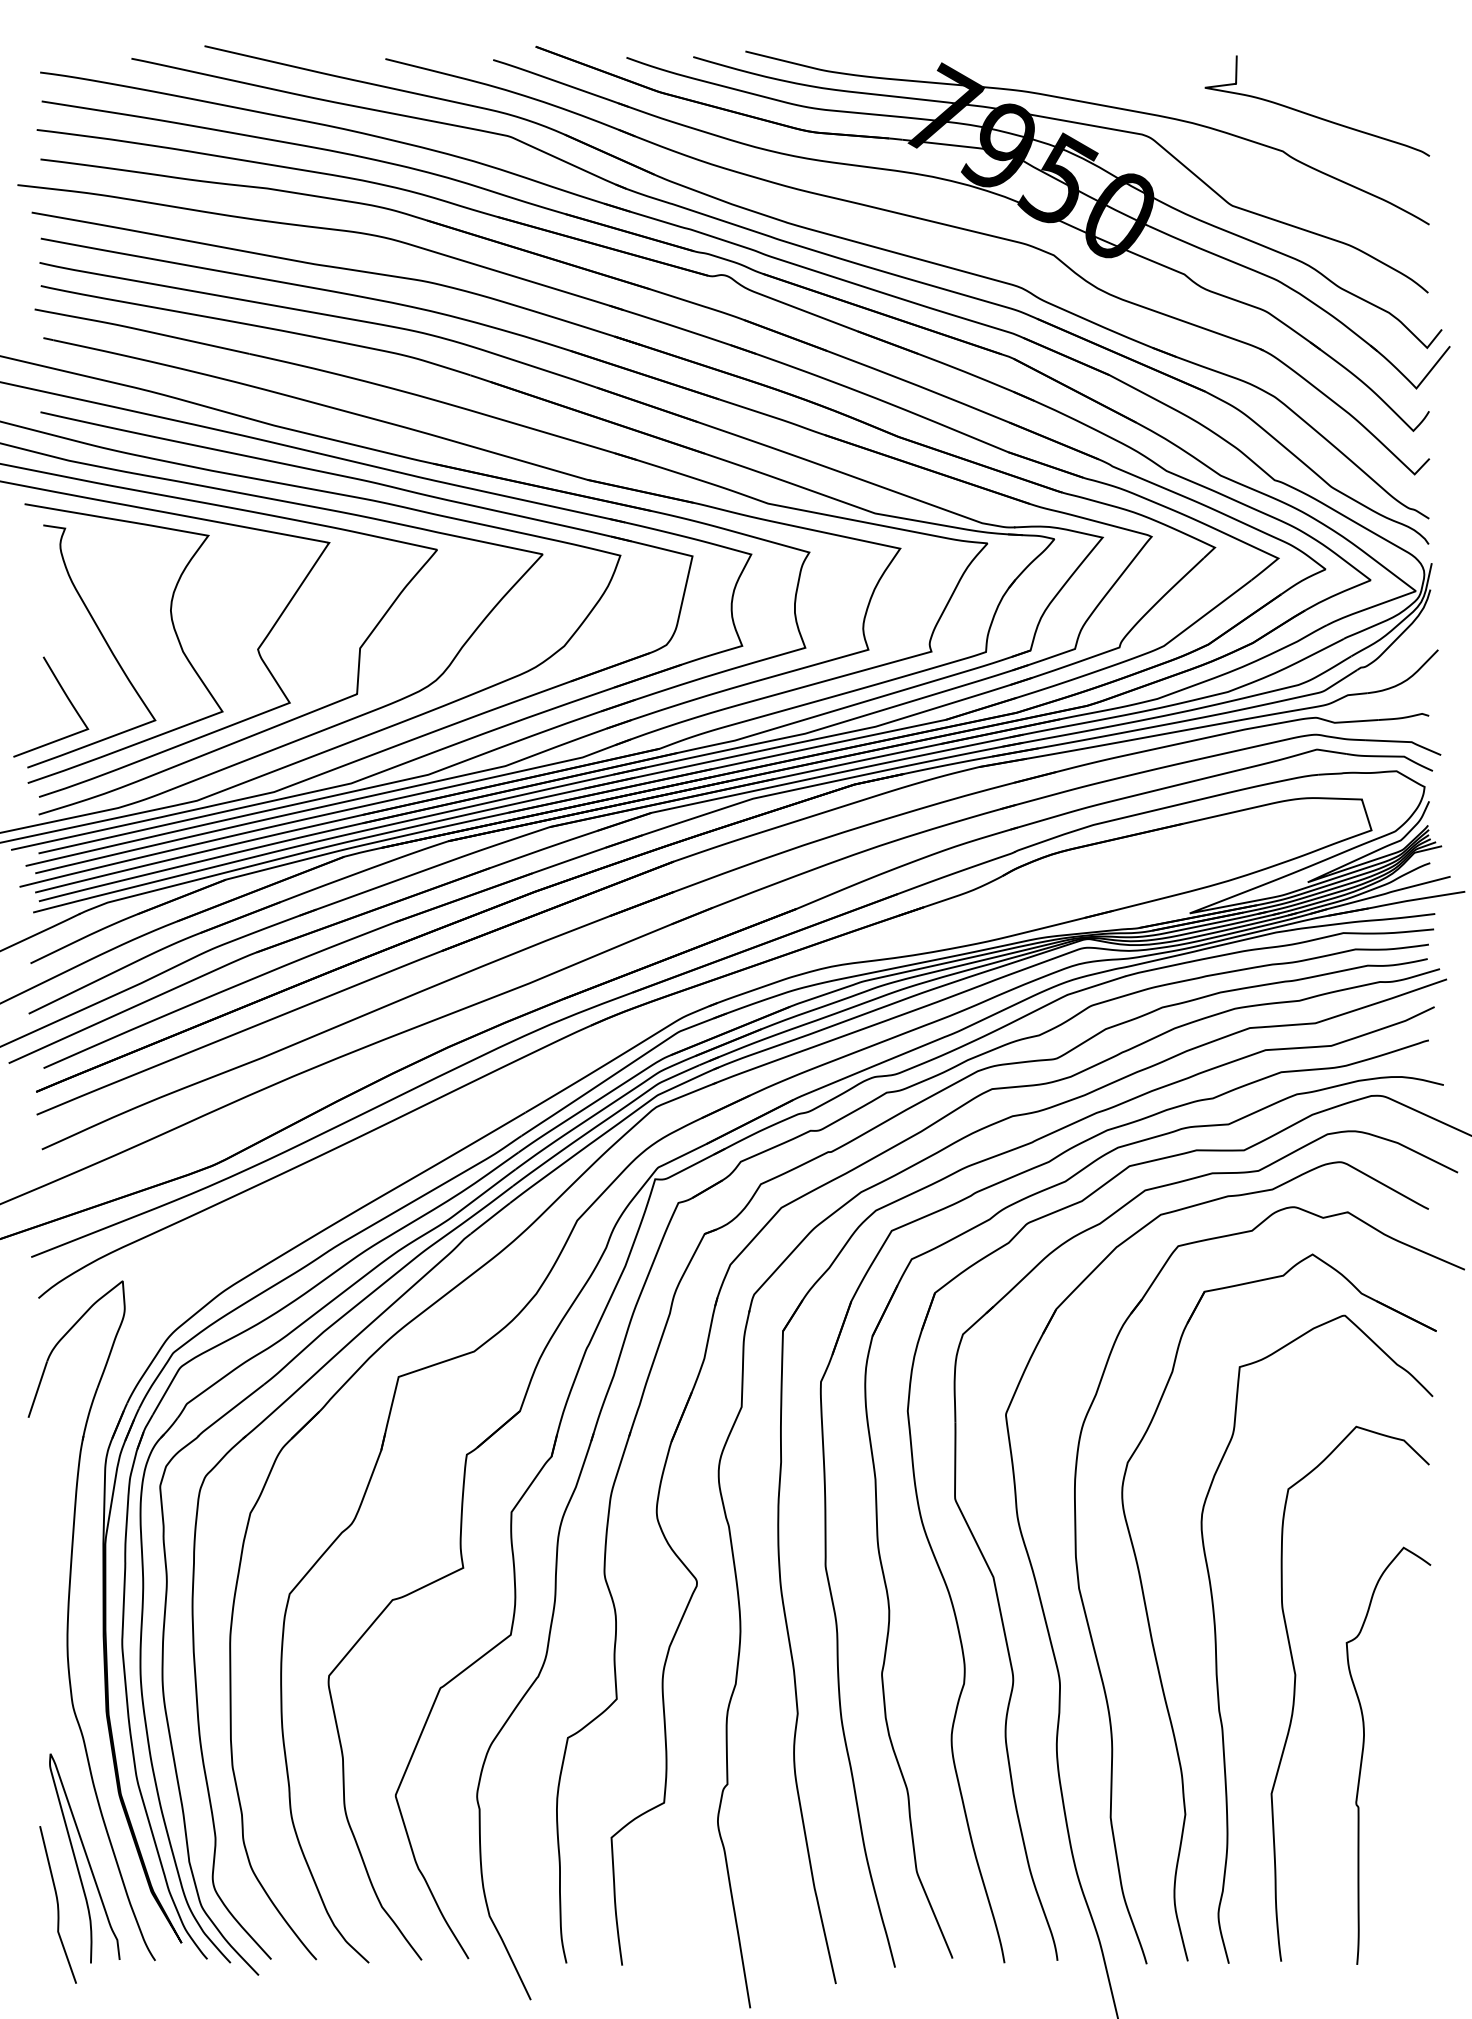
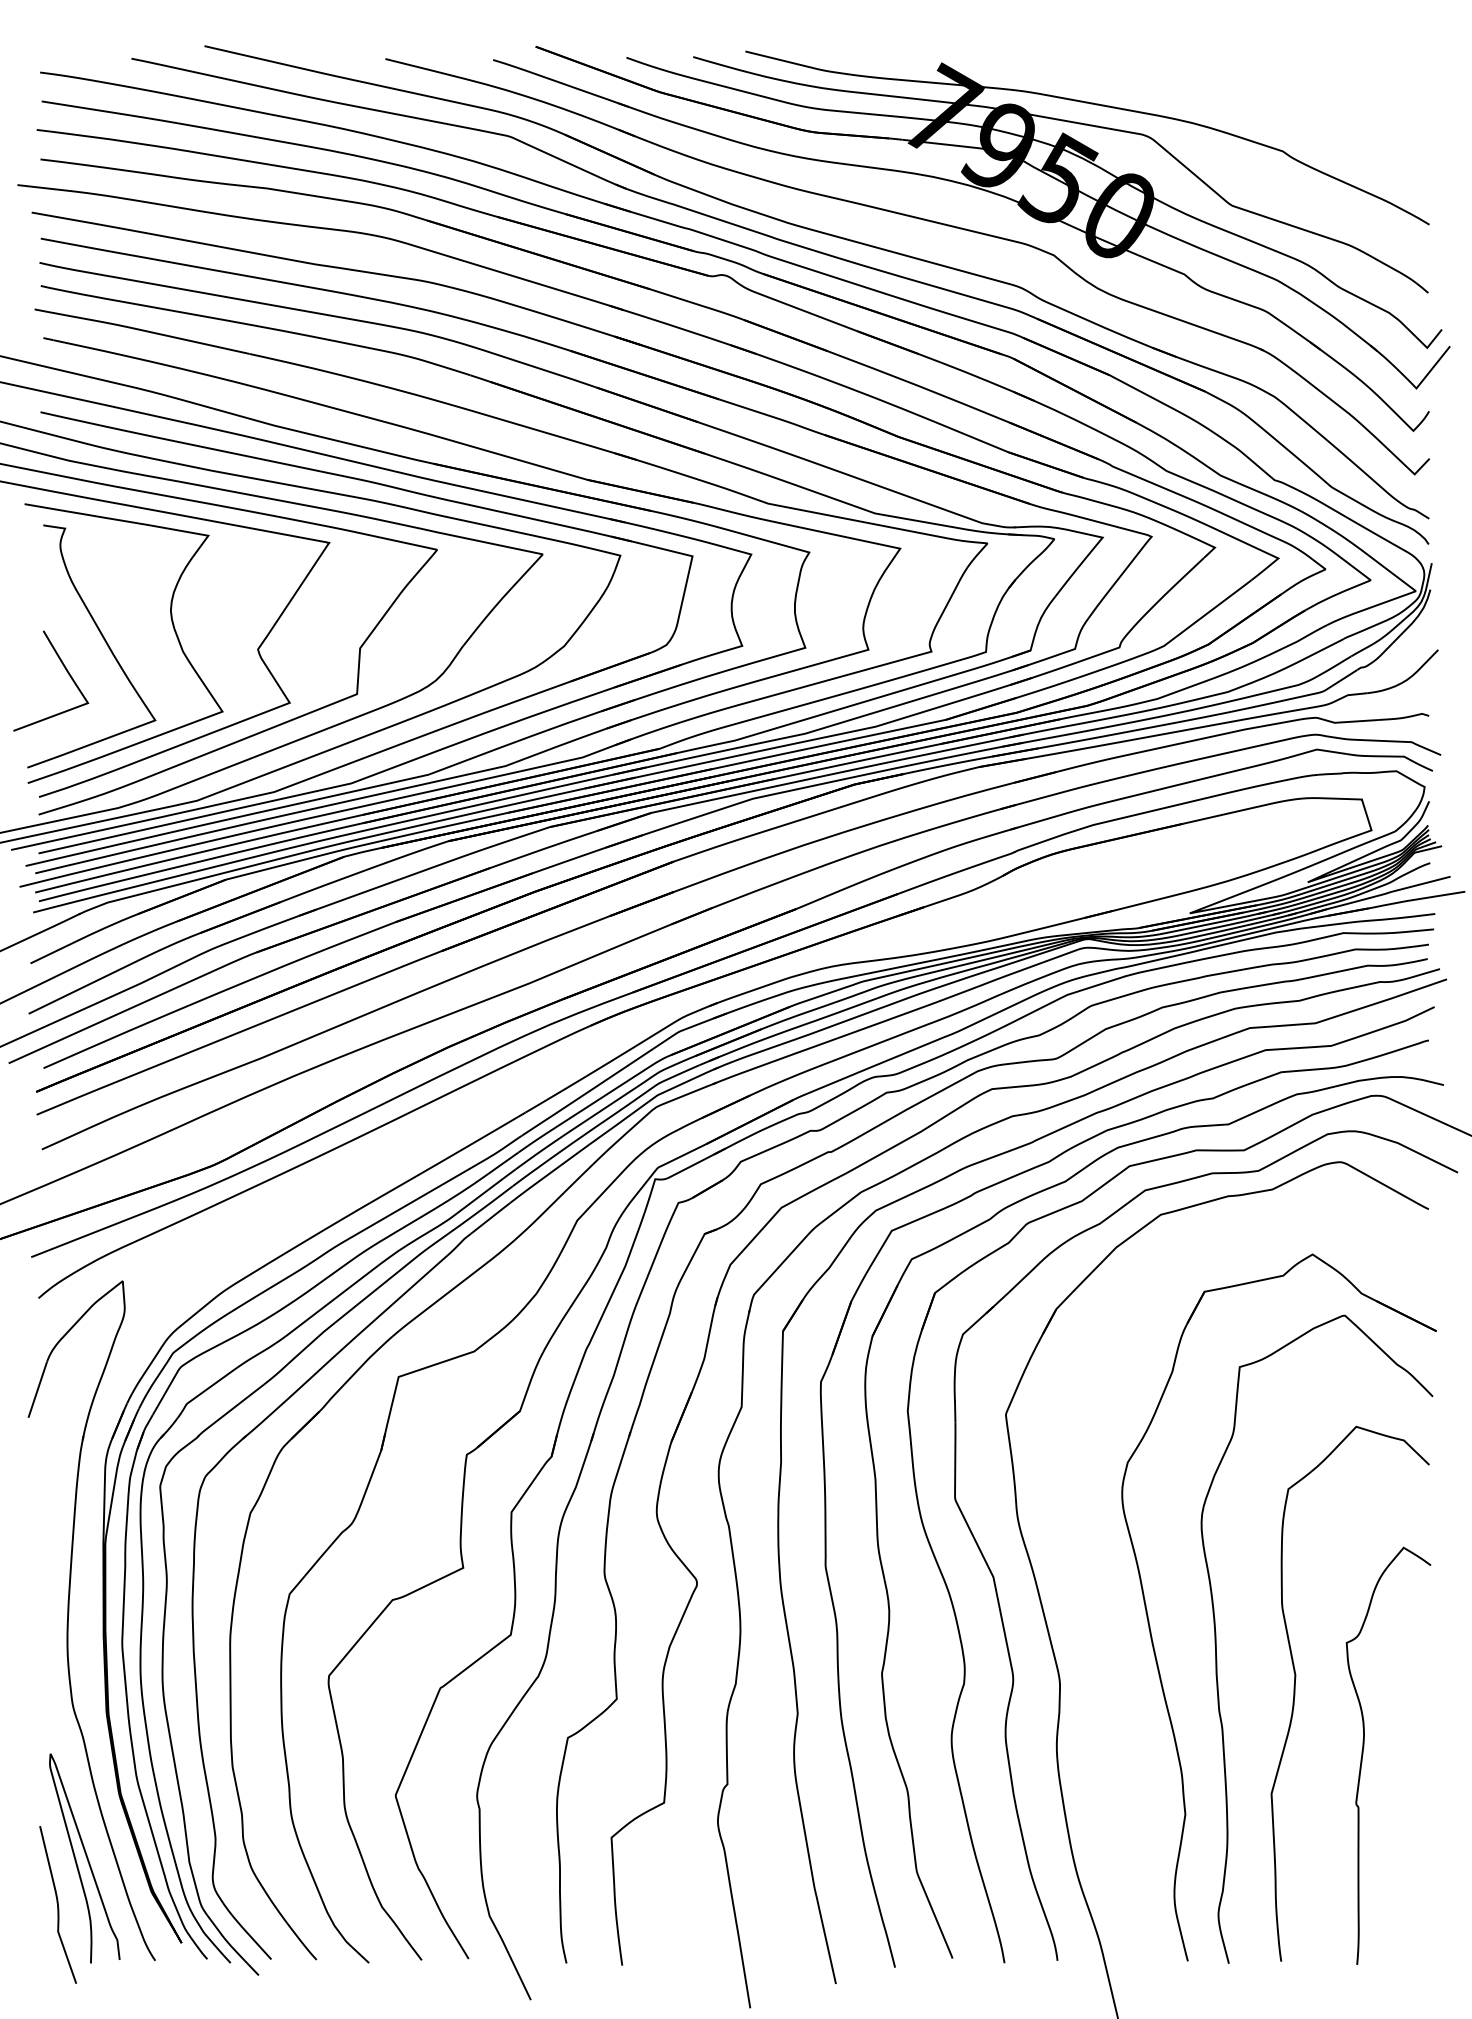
curve: present -> none (1315, 115)
curve position: (67, 699) -> (67, 673) (67, 673)
part: present -> none (1090, 1629)
